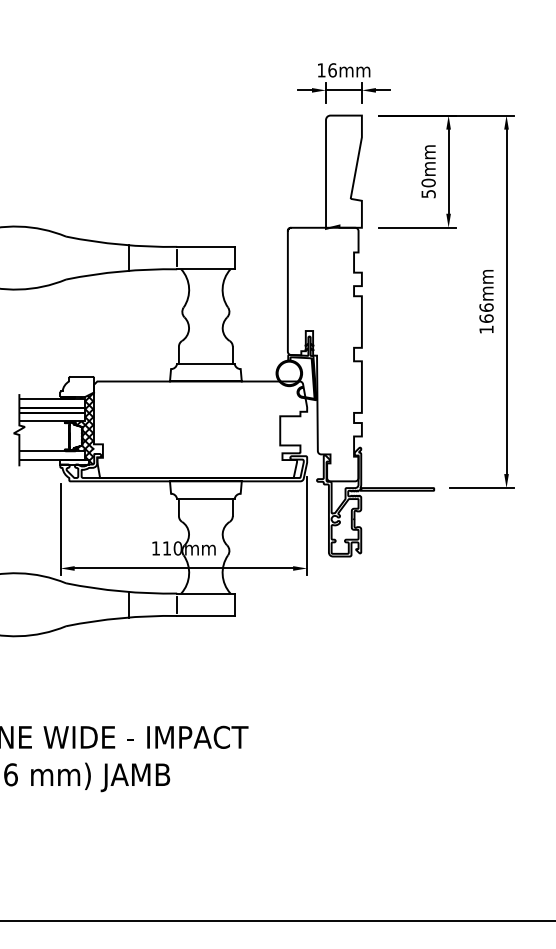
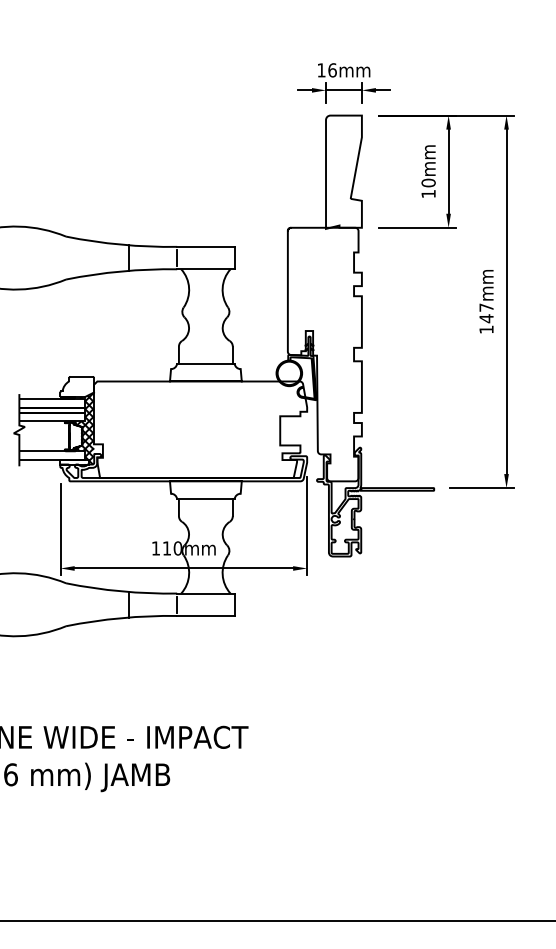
text: 50mm -> 10mm (428, 194)
text: 166mm -> 147mm (486, 313)
